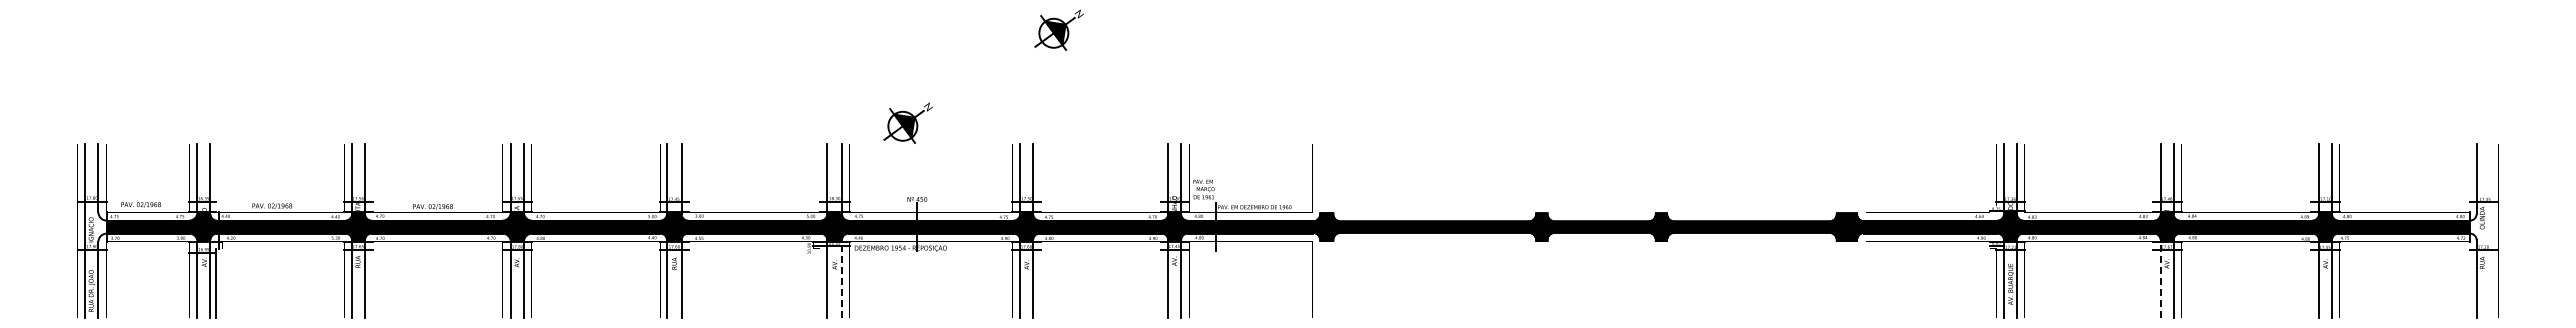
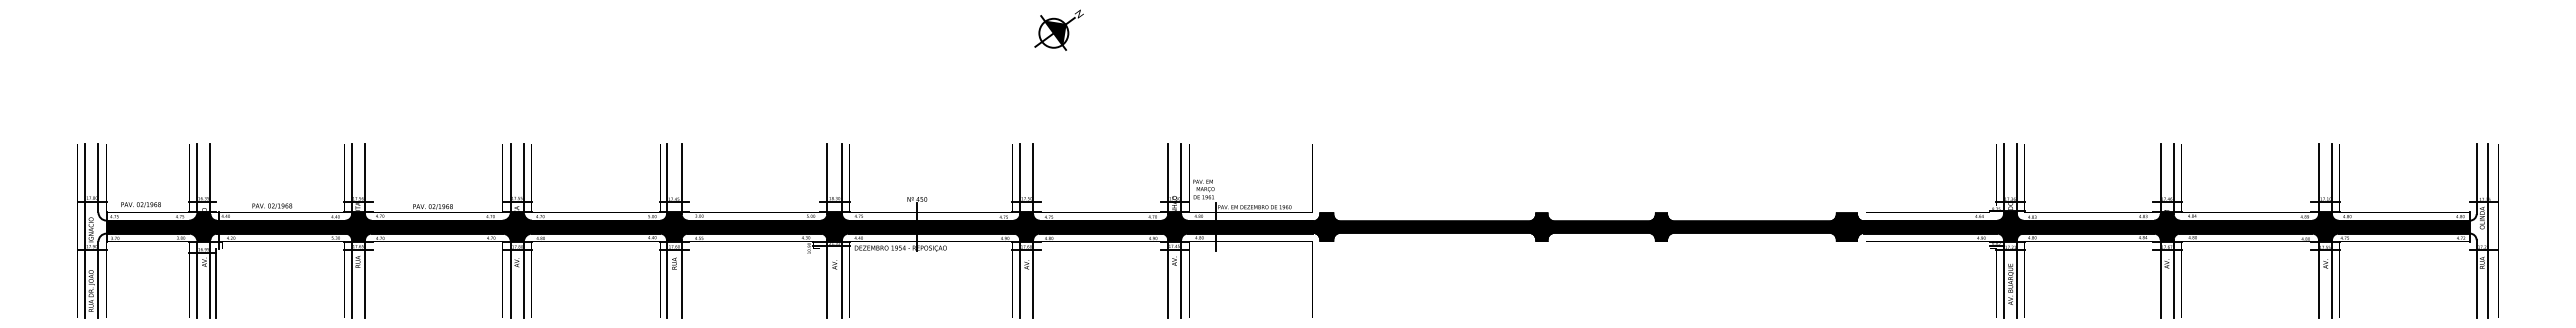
part: present -> none (907, 122)
line: none -> present (2488, 230)
line: dashed -> solid (842, 279)
line: dashed -> solid (2160, 279)
